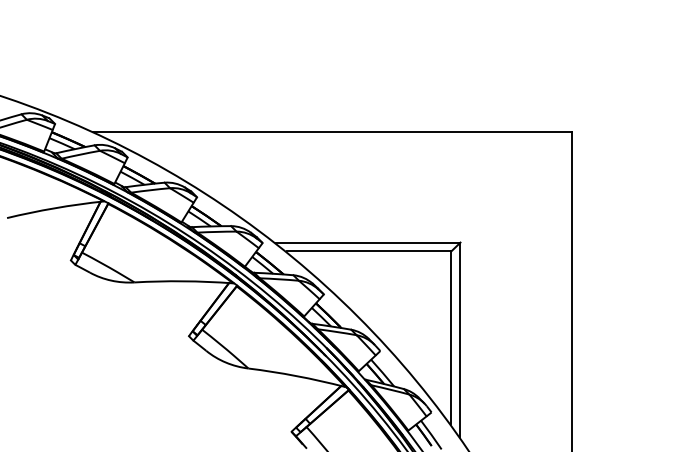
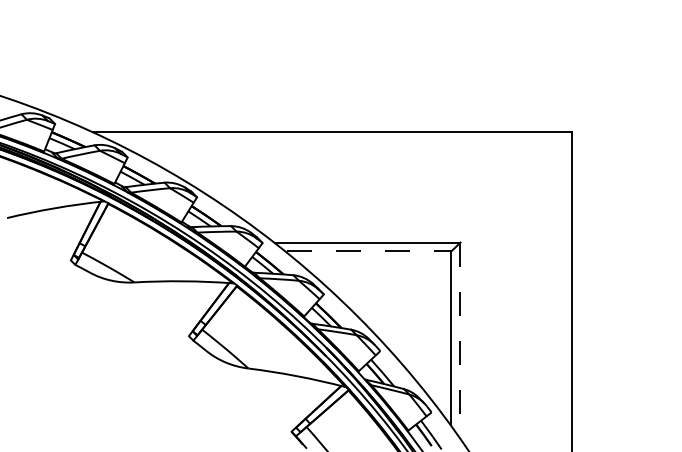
line: solid -> dashed (369, 251)
line: solid -> dashed (460, 339)
